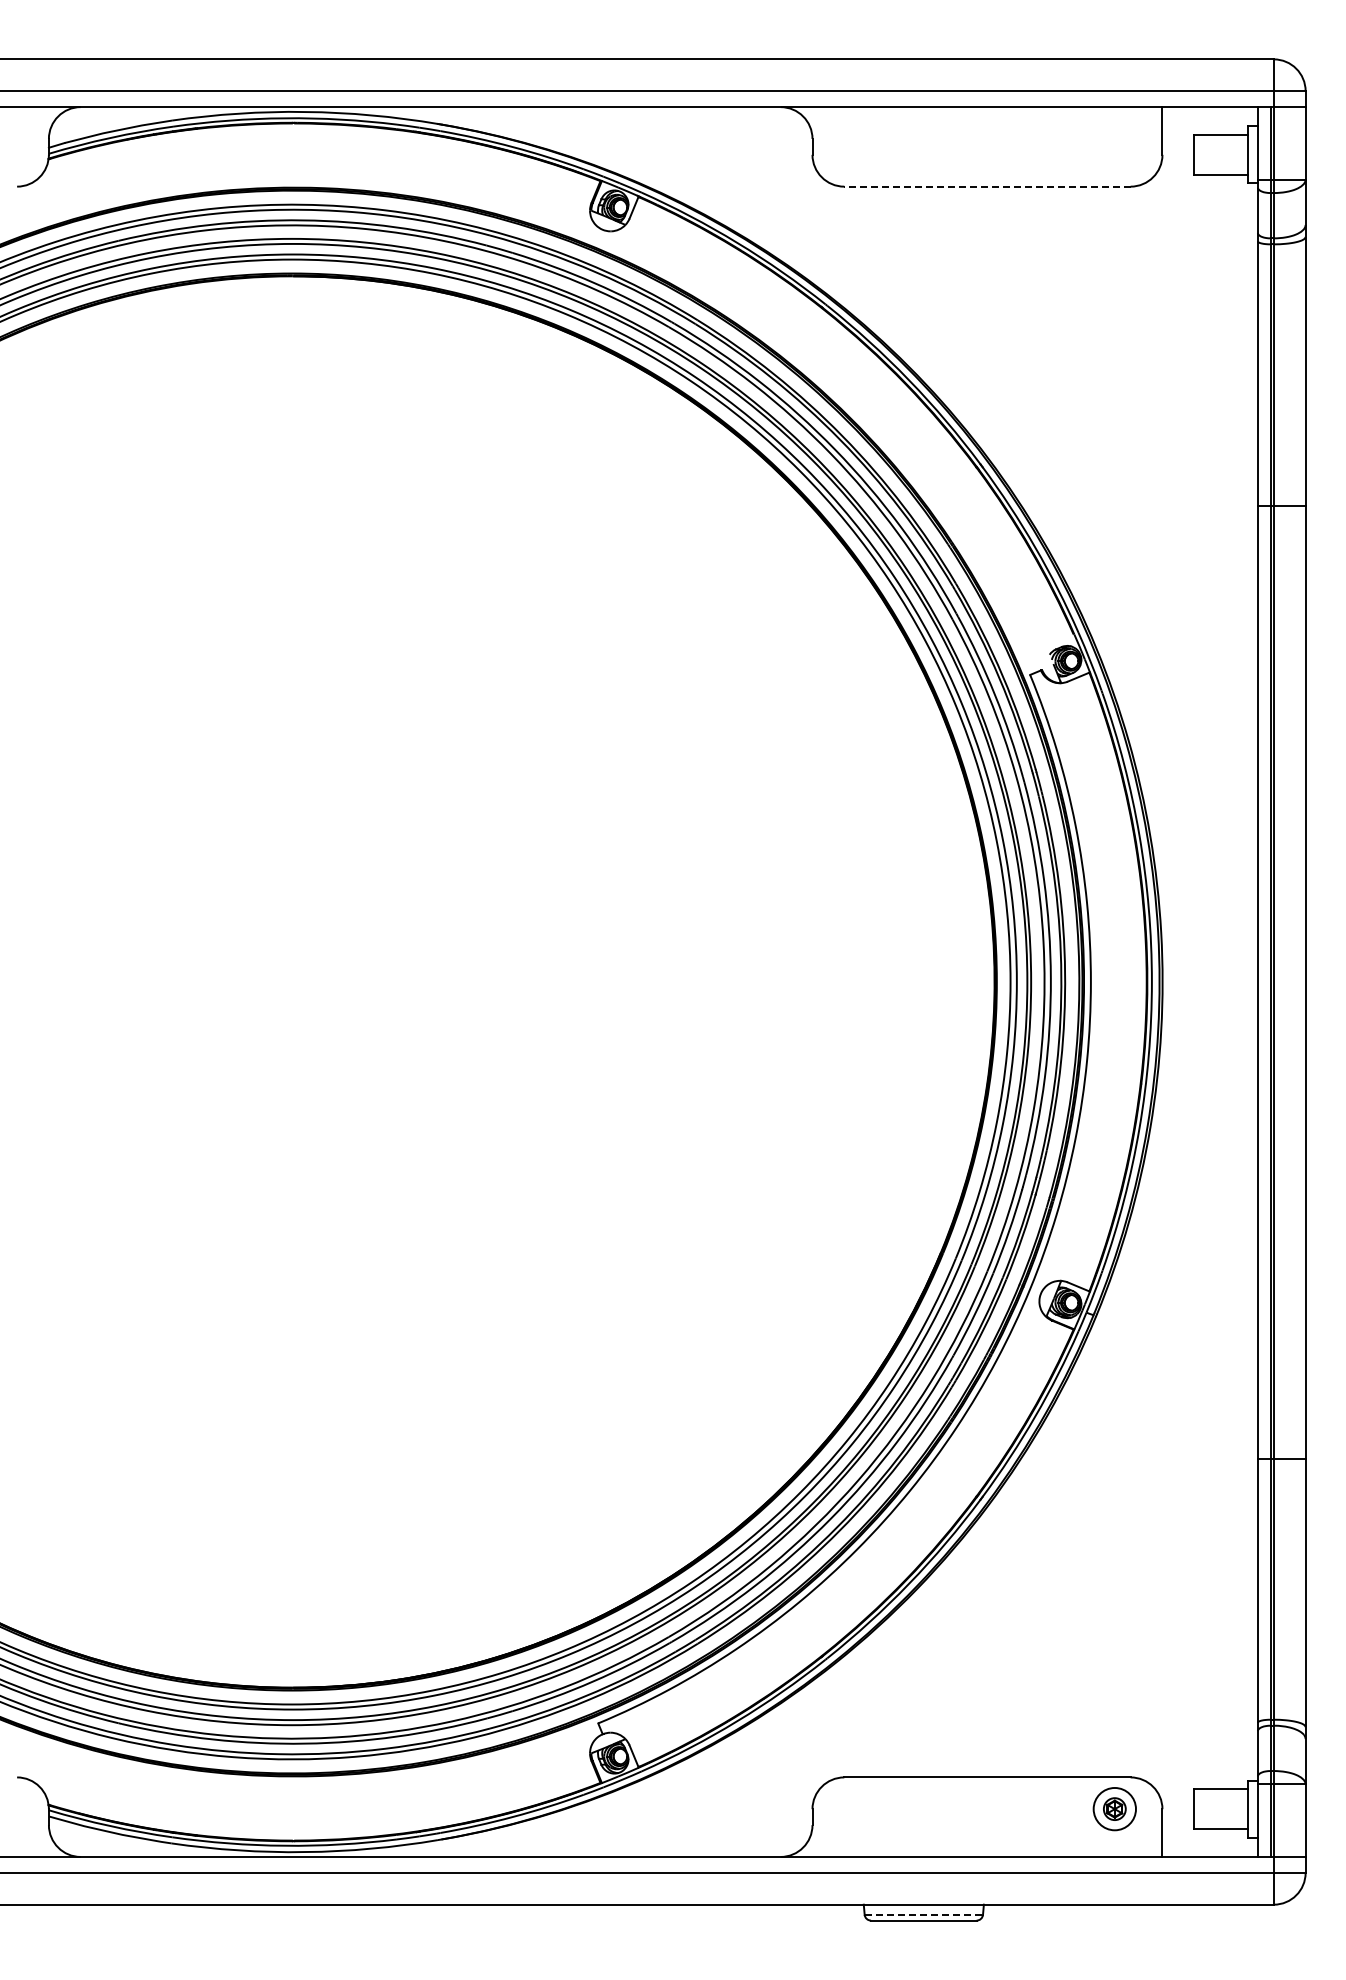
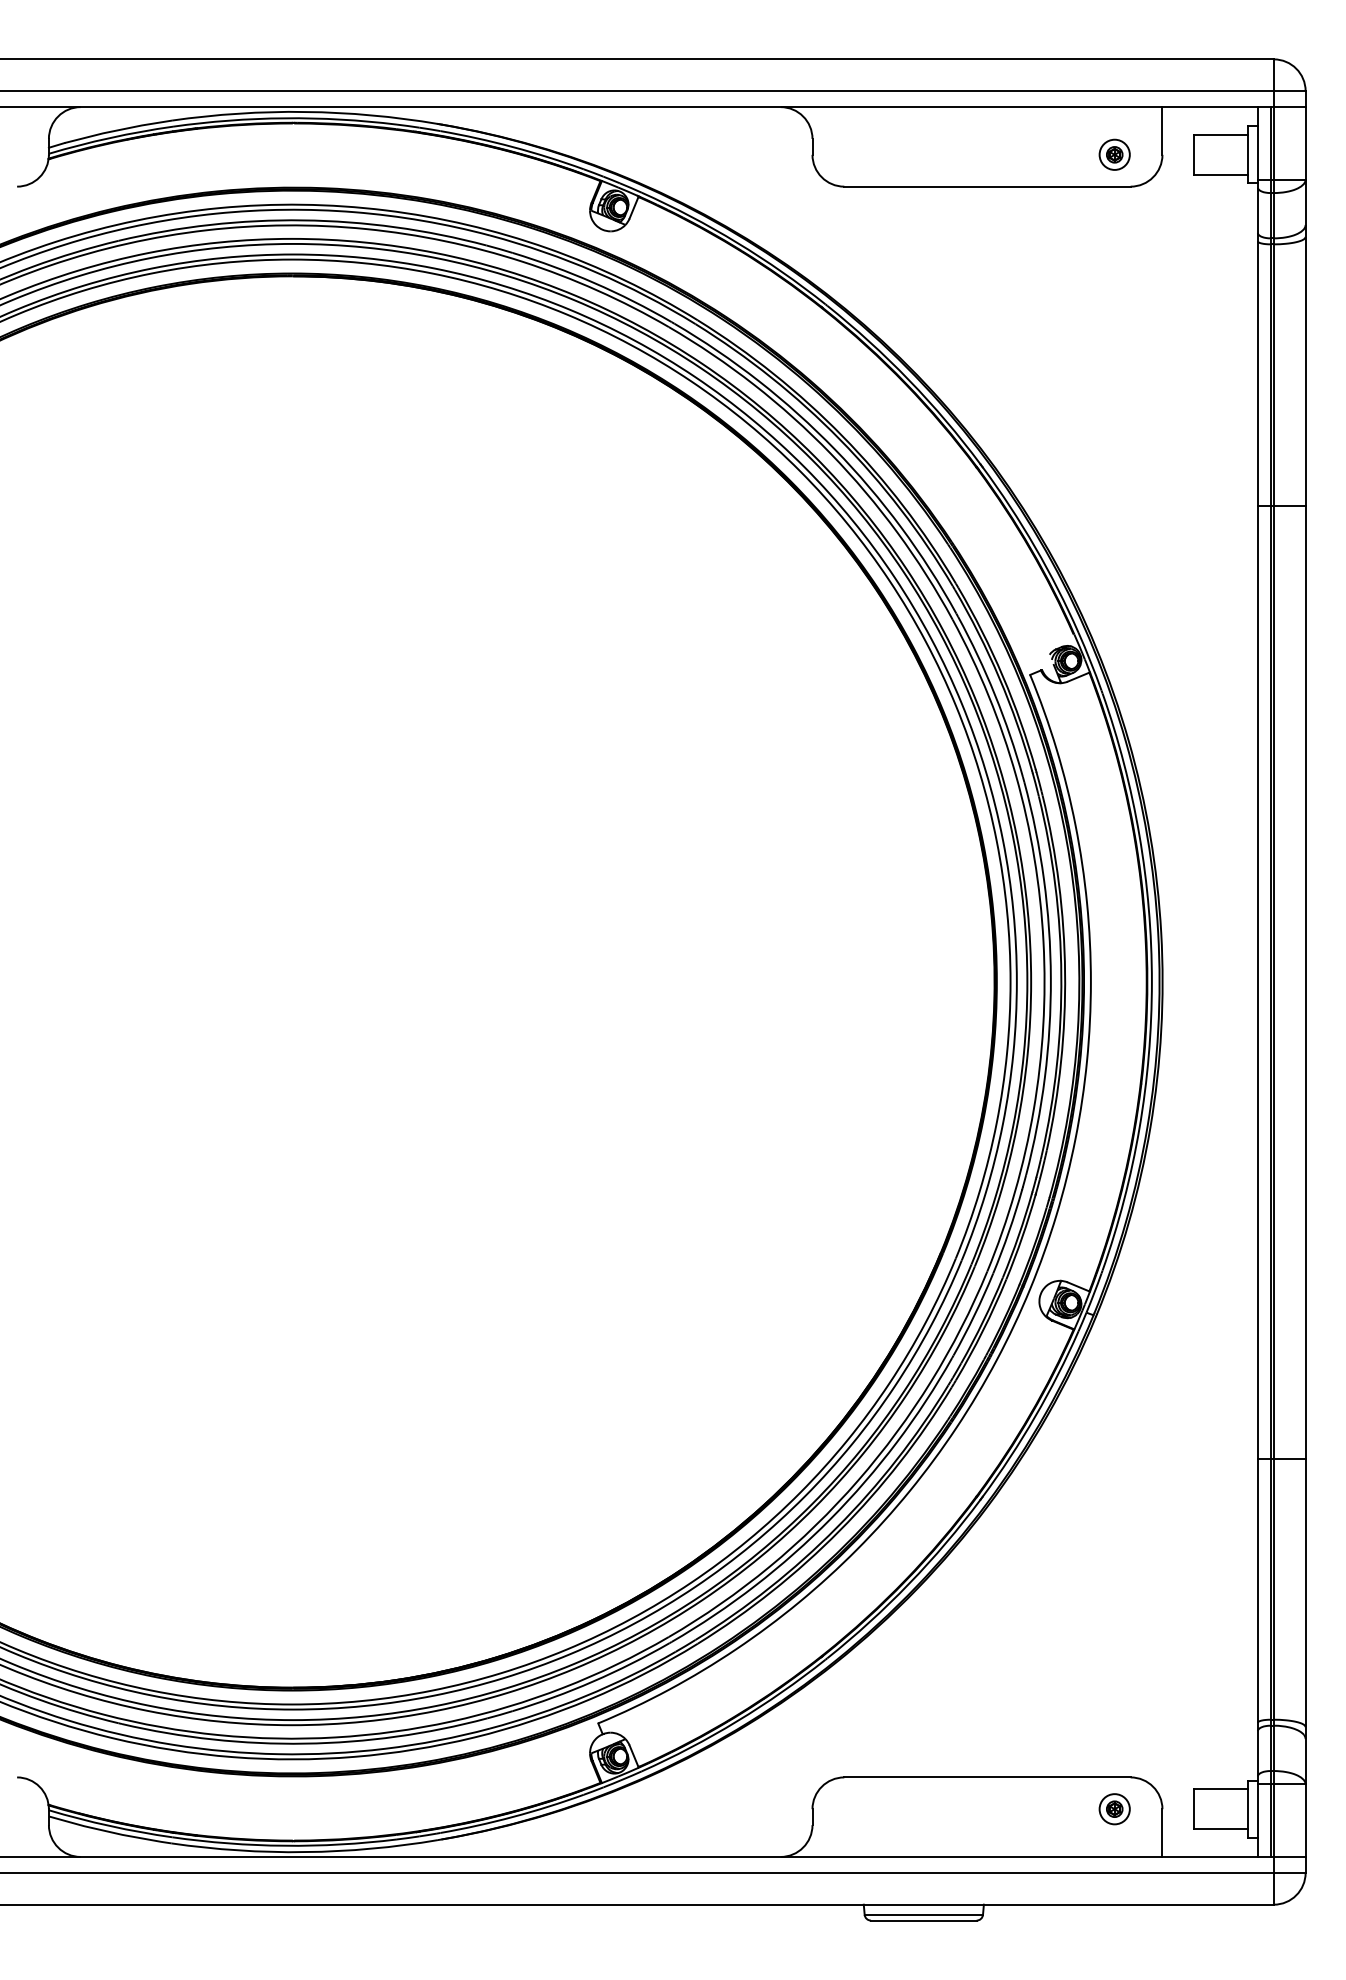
part: none -> present (1114, 154)
line: dashed -> solid (986, 186)
part size: 45x45 px -> 33x33 px (1114, 1809)
line: dashed -> solid (924, 1914)
